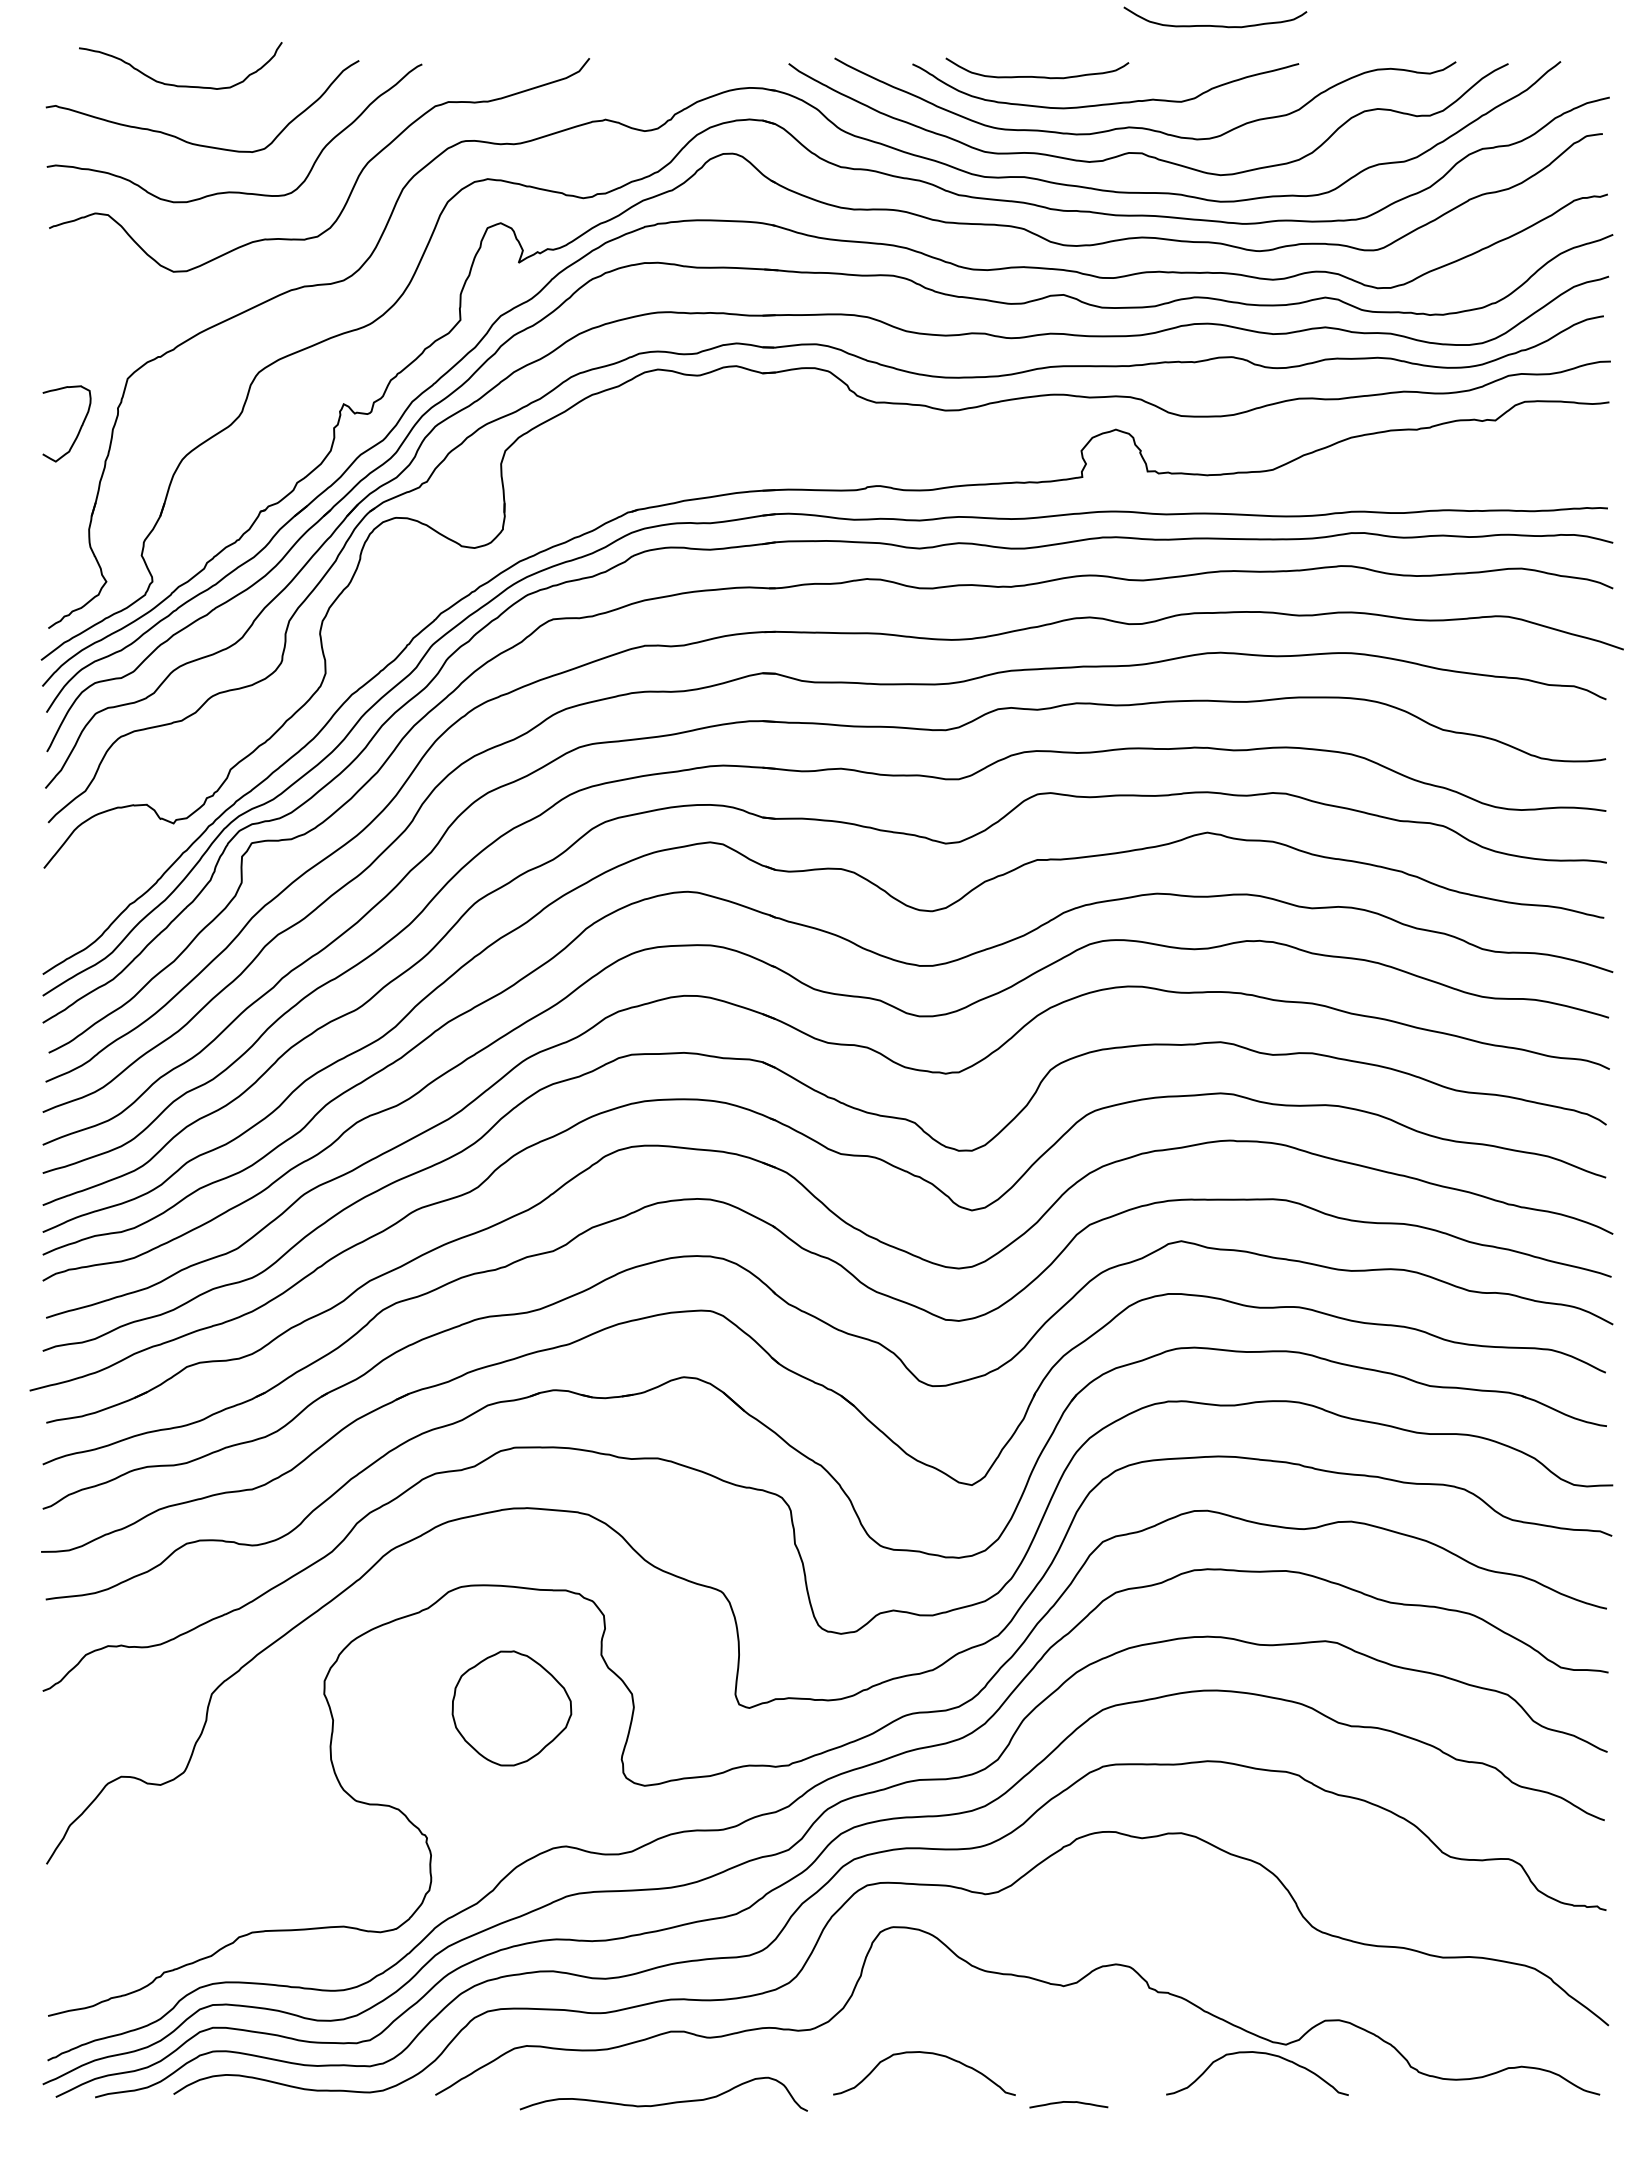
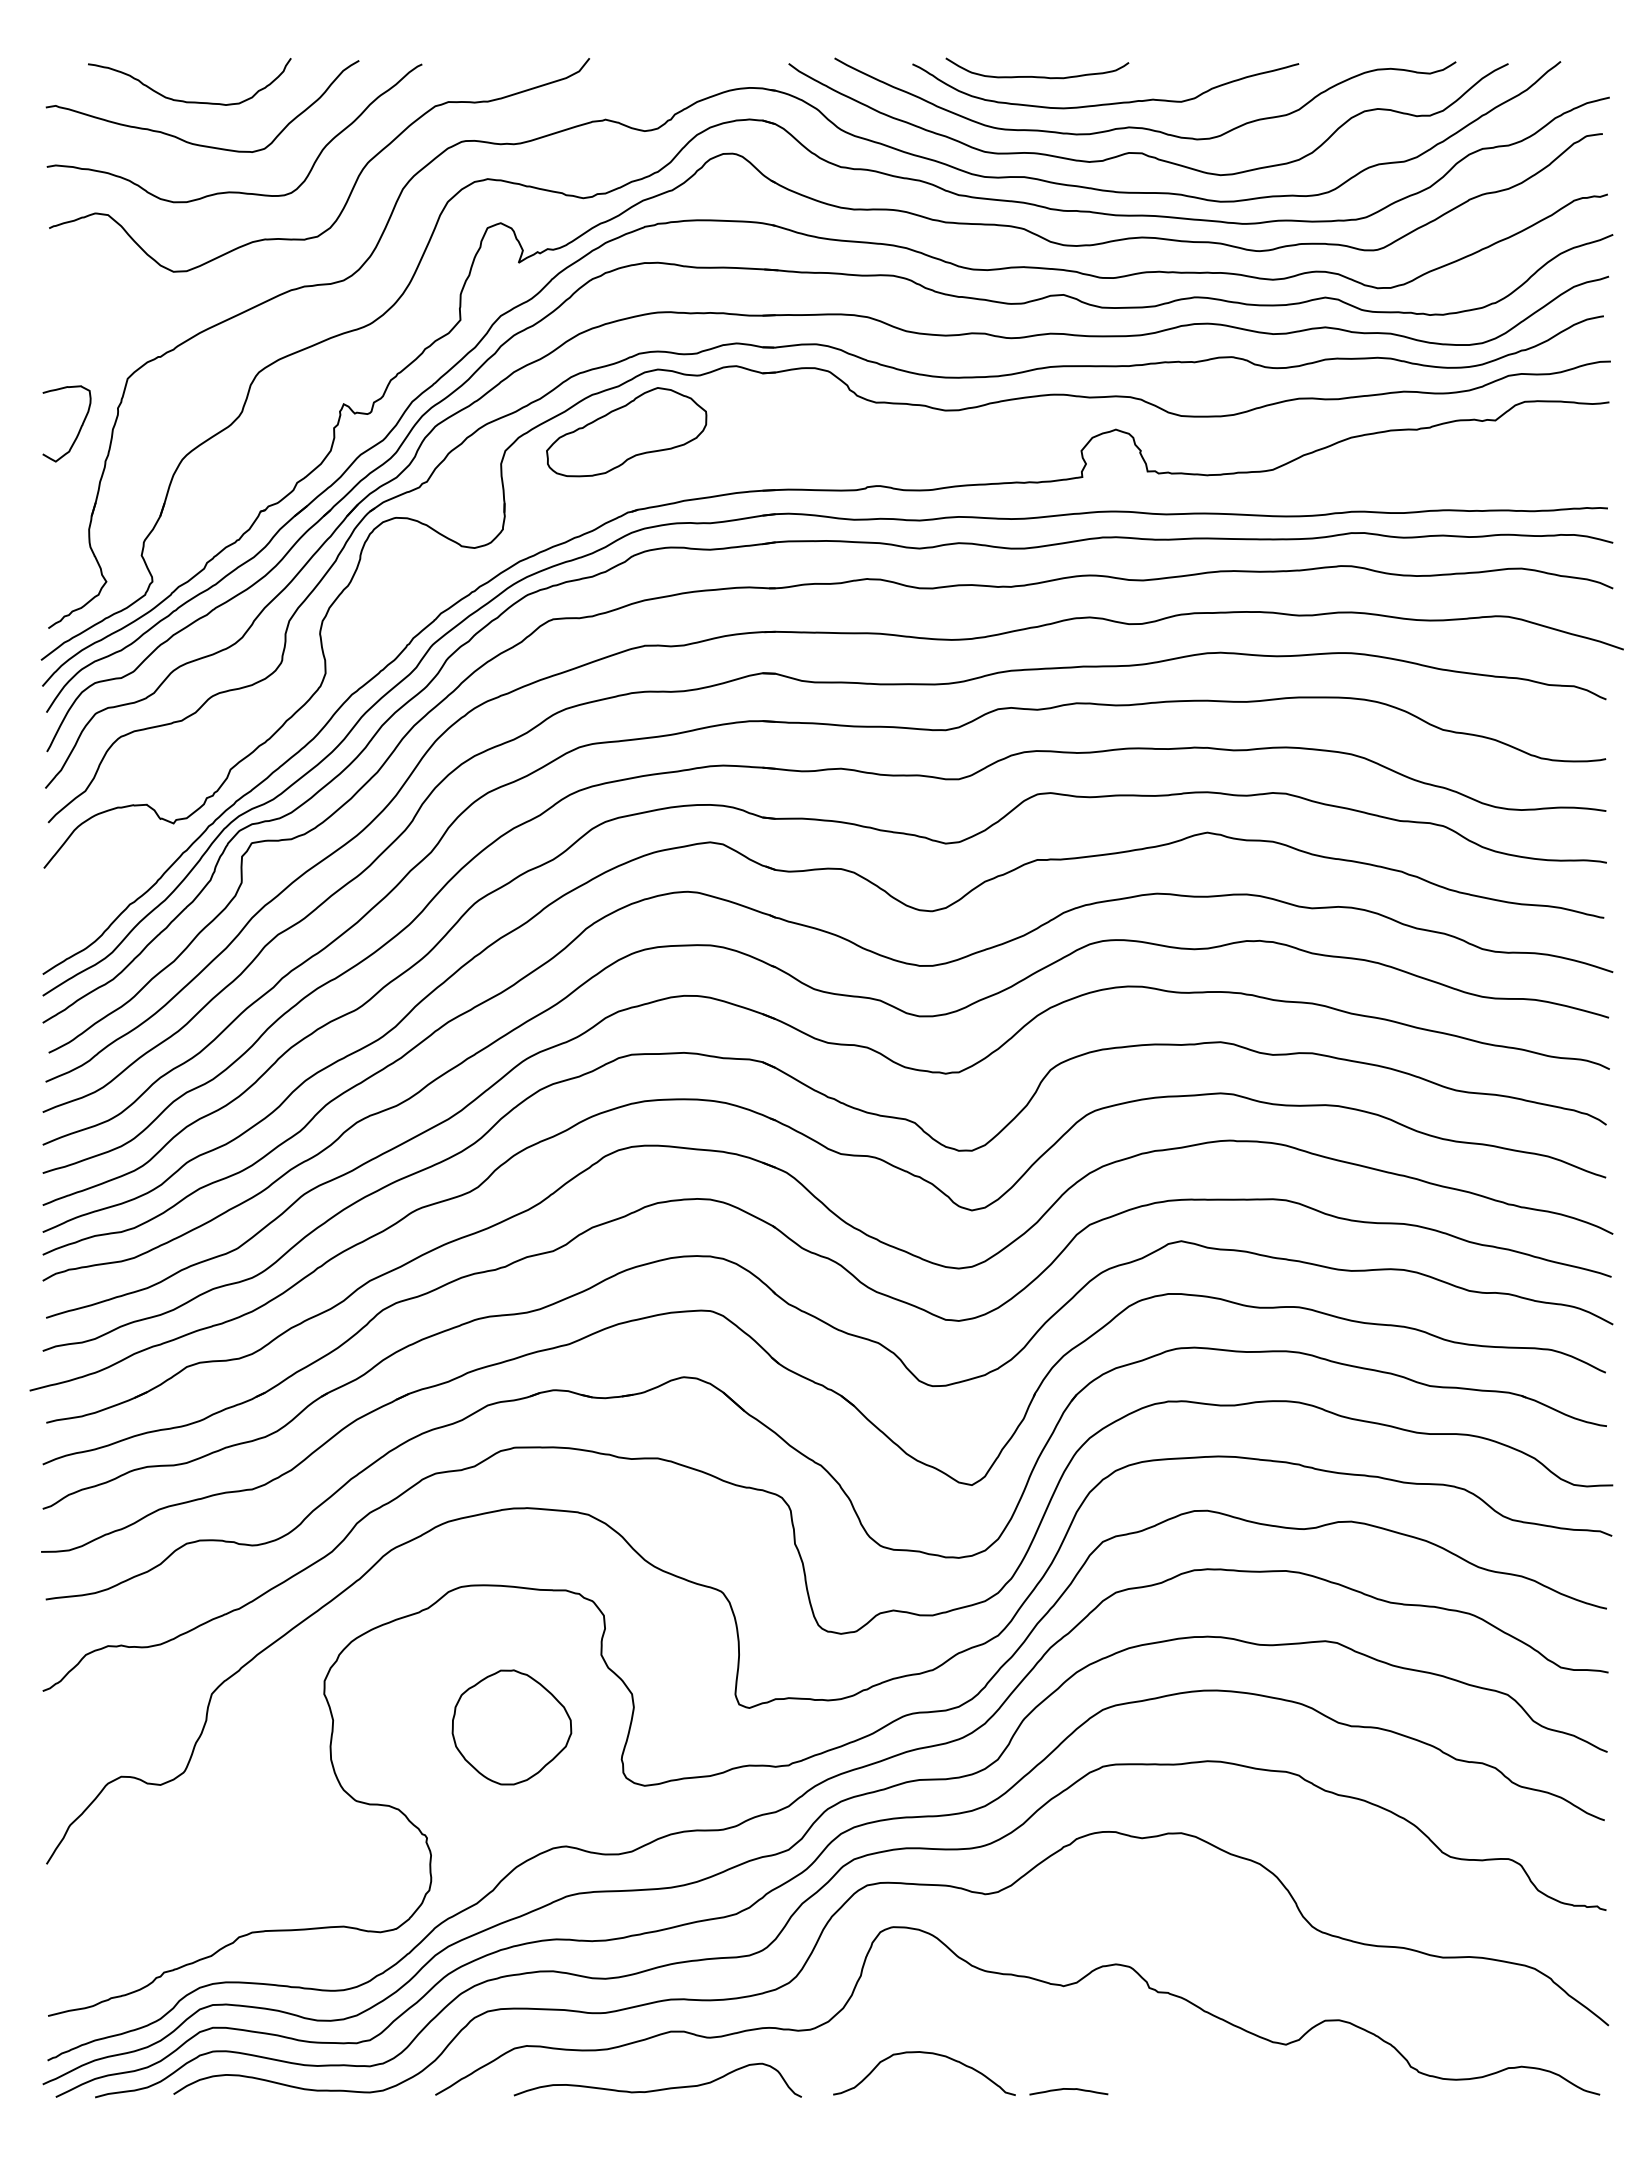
curve: present -> none (1215, 25)
curve position: (175, 84) -> (184, 100) (184, 100)
part: none -> present (626, 432)
part position: (511, 1708) -> (511, 1727) (511, 1727)
curve: present -> none (1257, 2053)
curve position: (667, 2102) -> (661, 2088) (661, 2088)
curve position: (1068, 2102) -> (1068, 2089) (1068, 2089)
